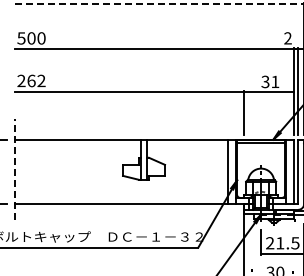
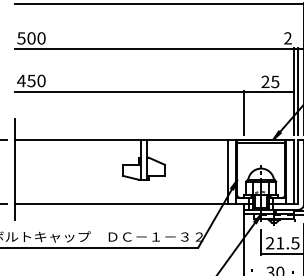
line: dashed -> solid (159, 4)
text: 262 -> 450 (31, 80)
text: 31 -> 25 (270, 81)
line: dashed -> solid (14, 169)
